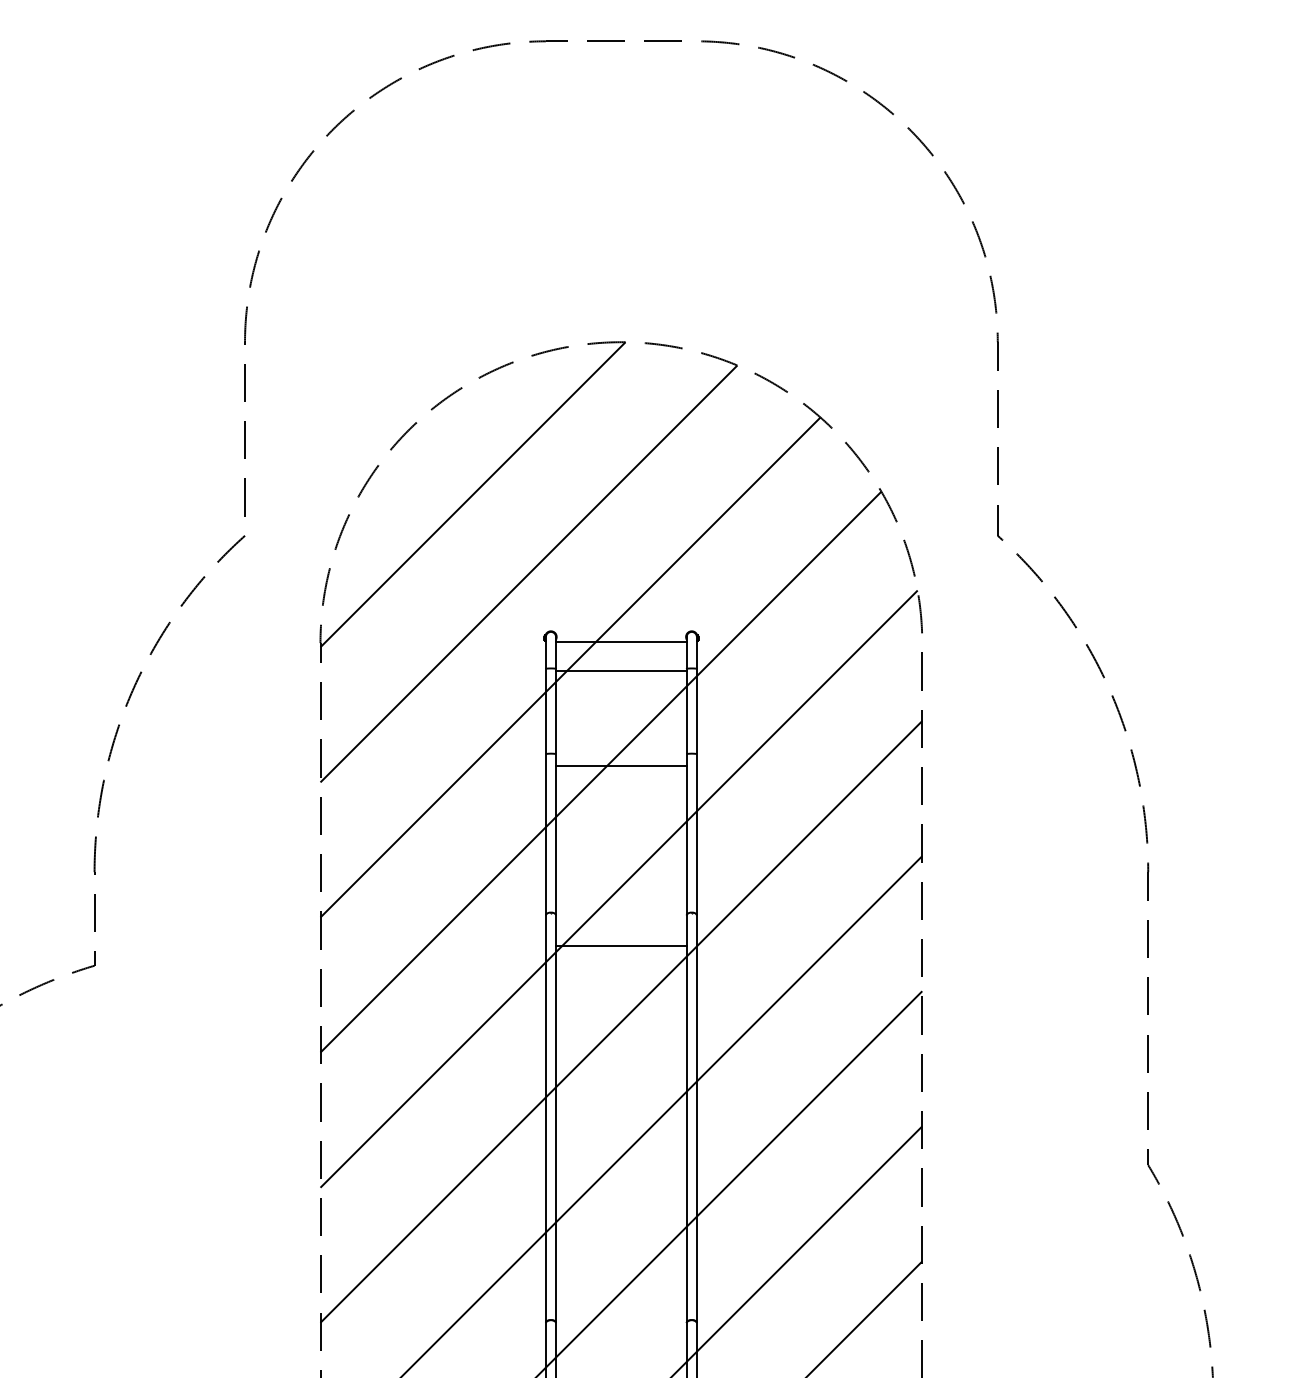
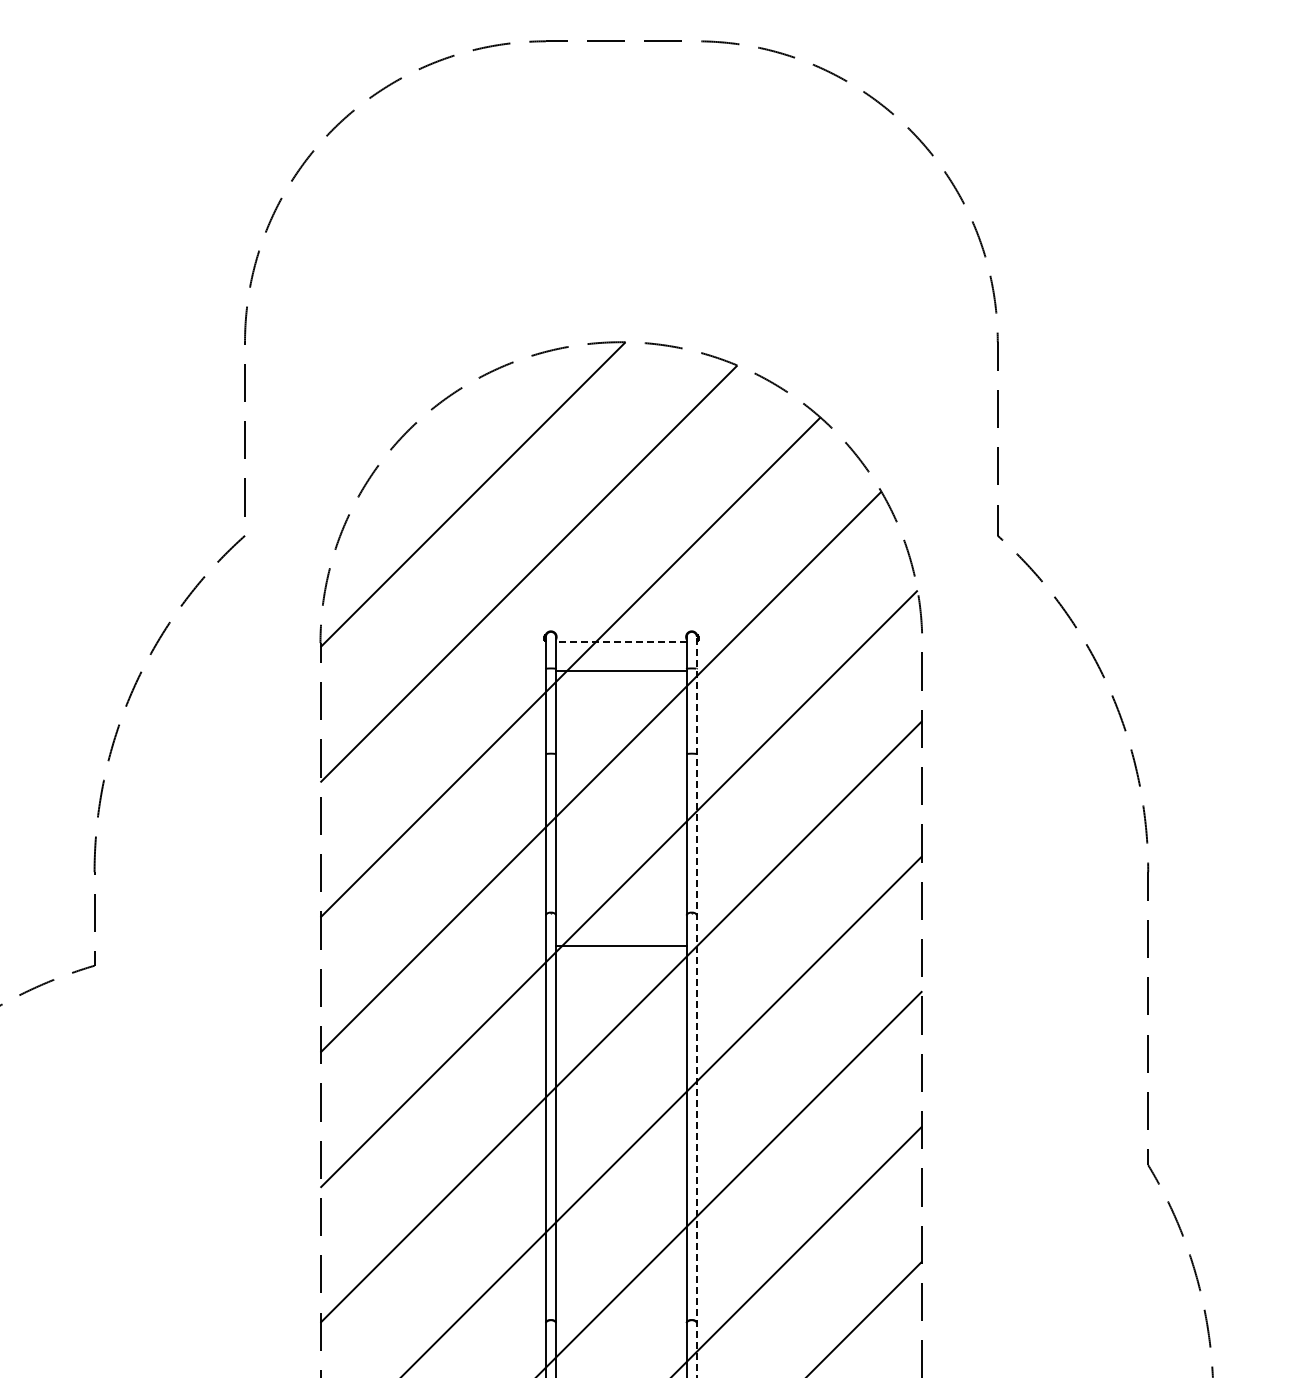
line: solid -> dashed (620, 642)
line: present -> none (621, 766)
line: solid -> dashed (696, 1006)
